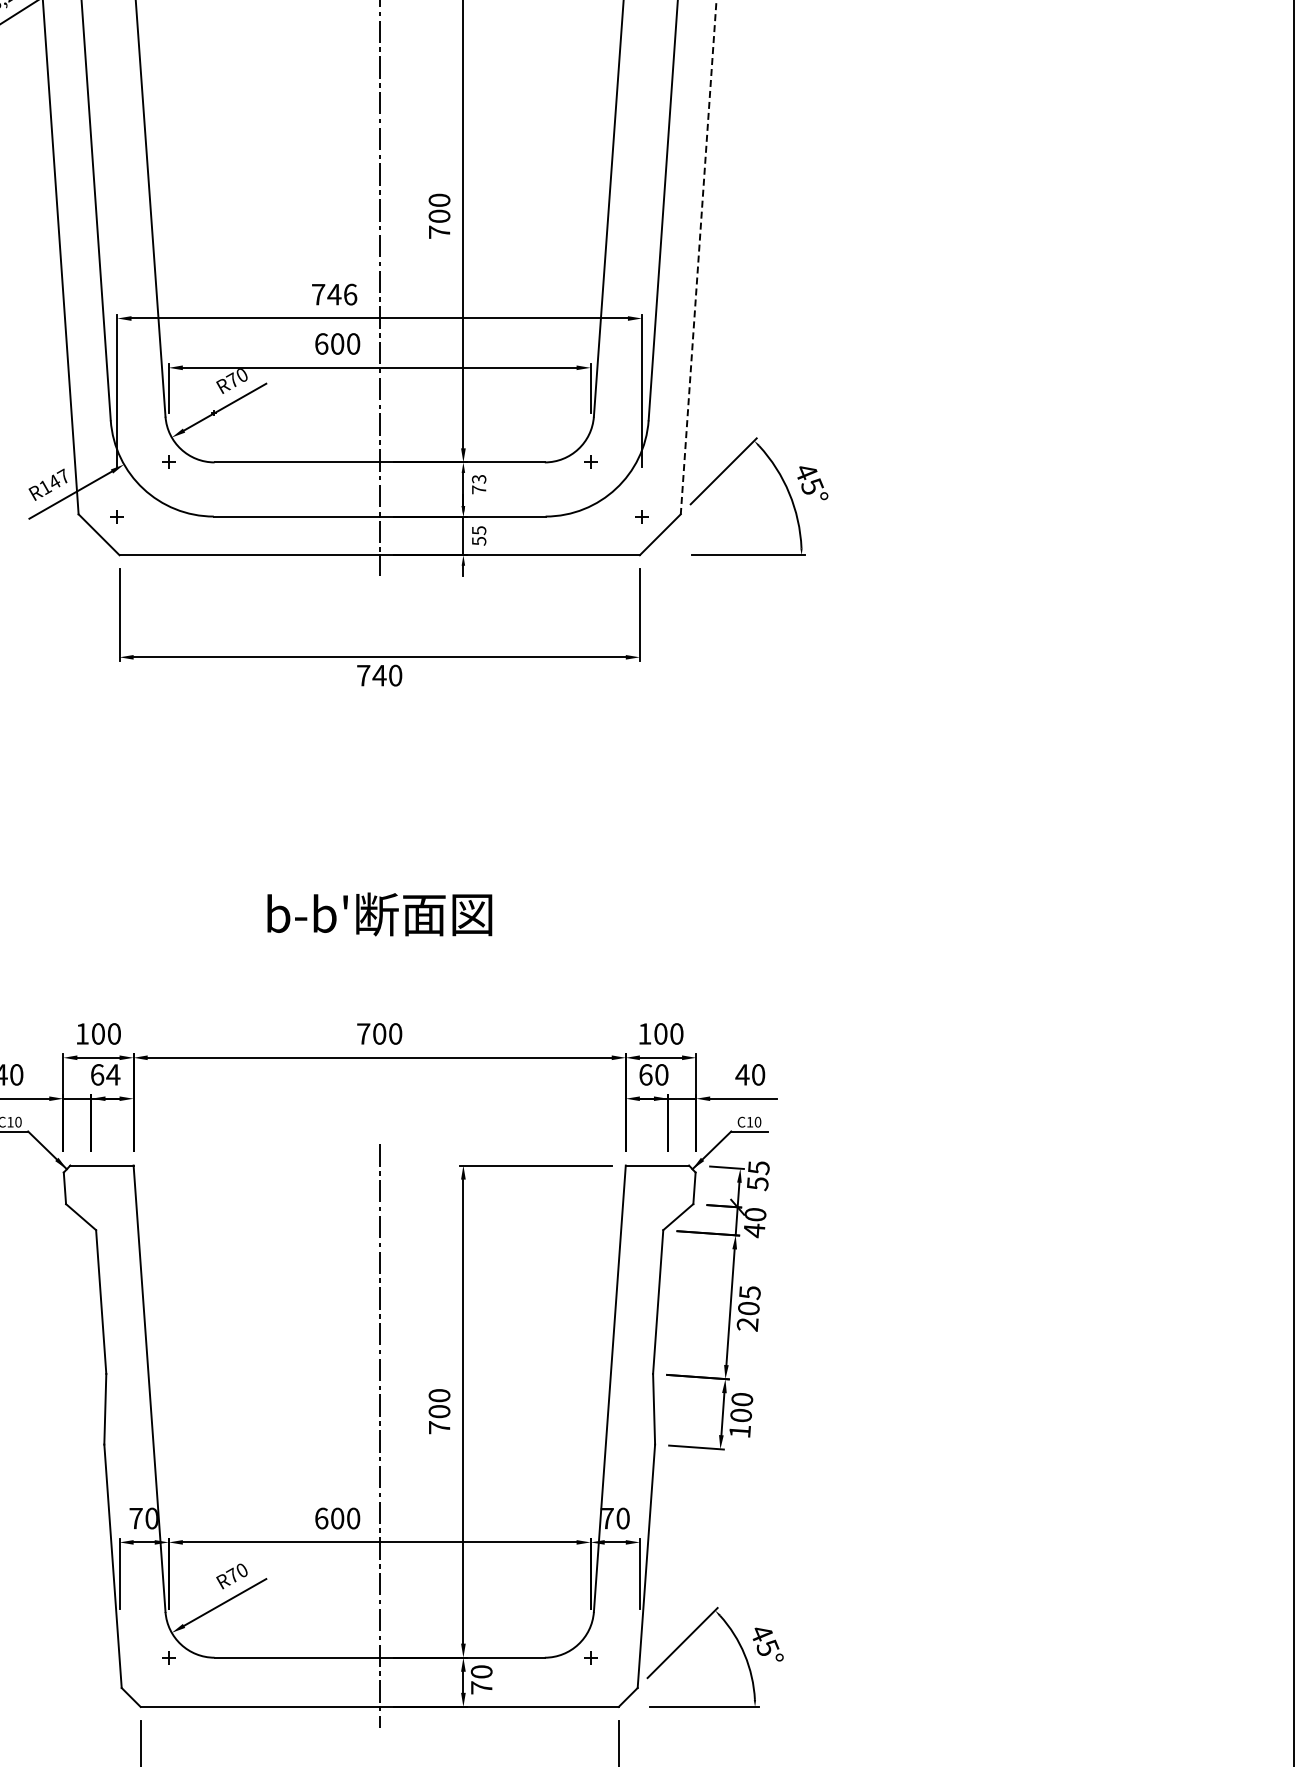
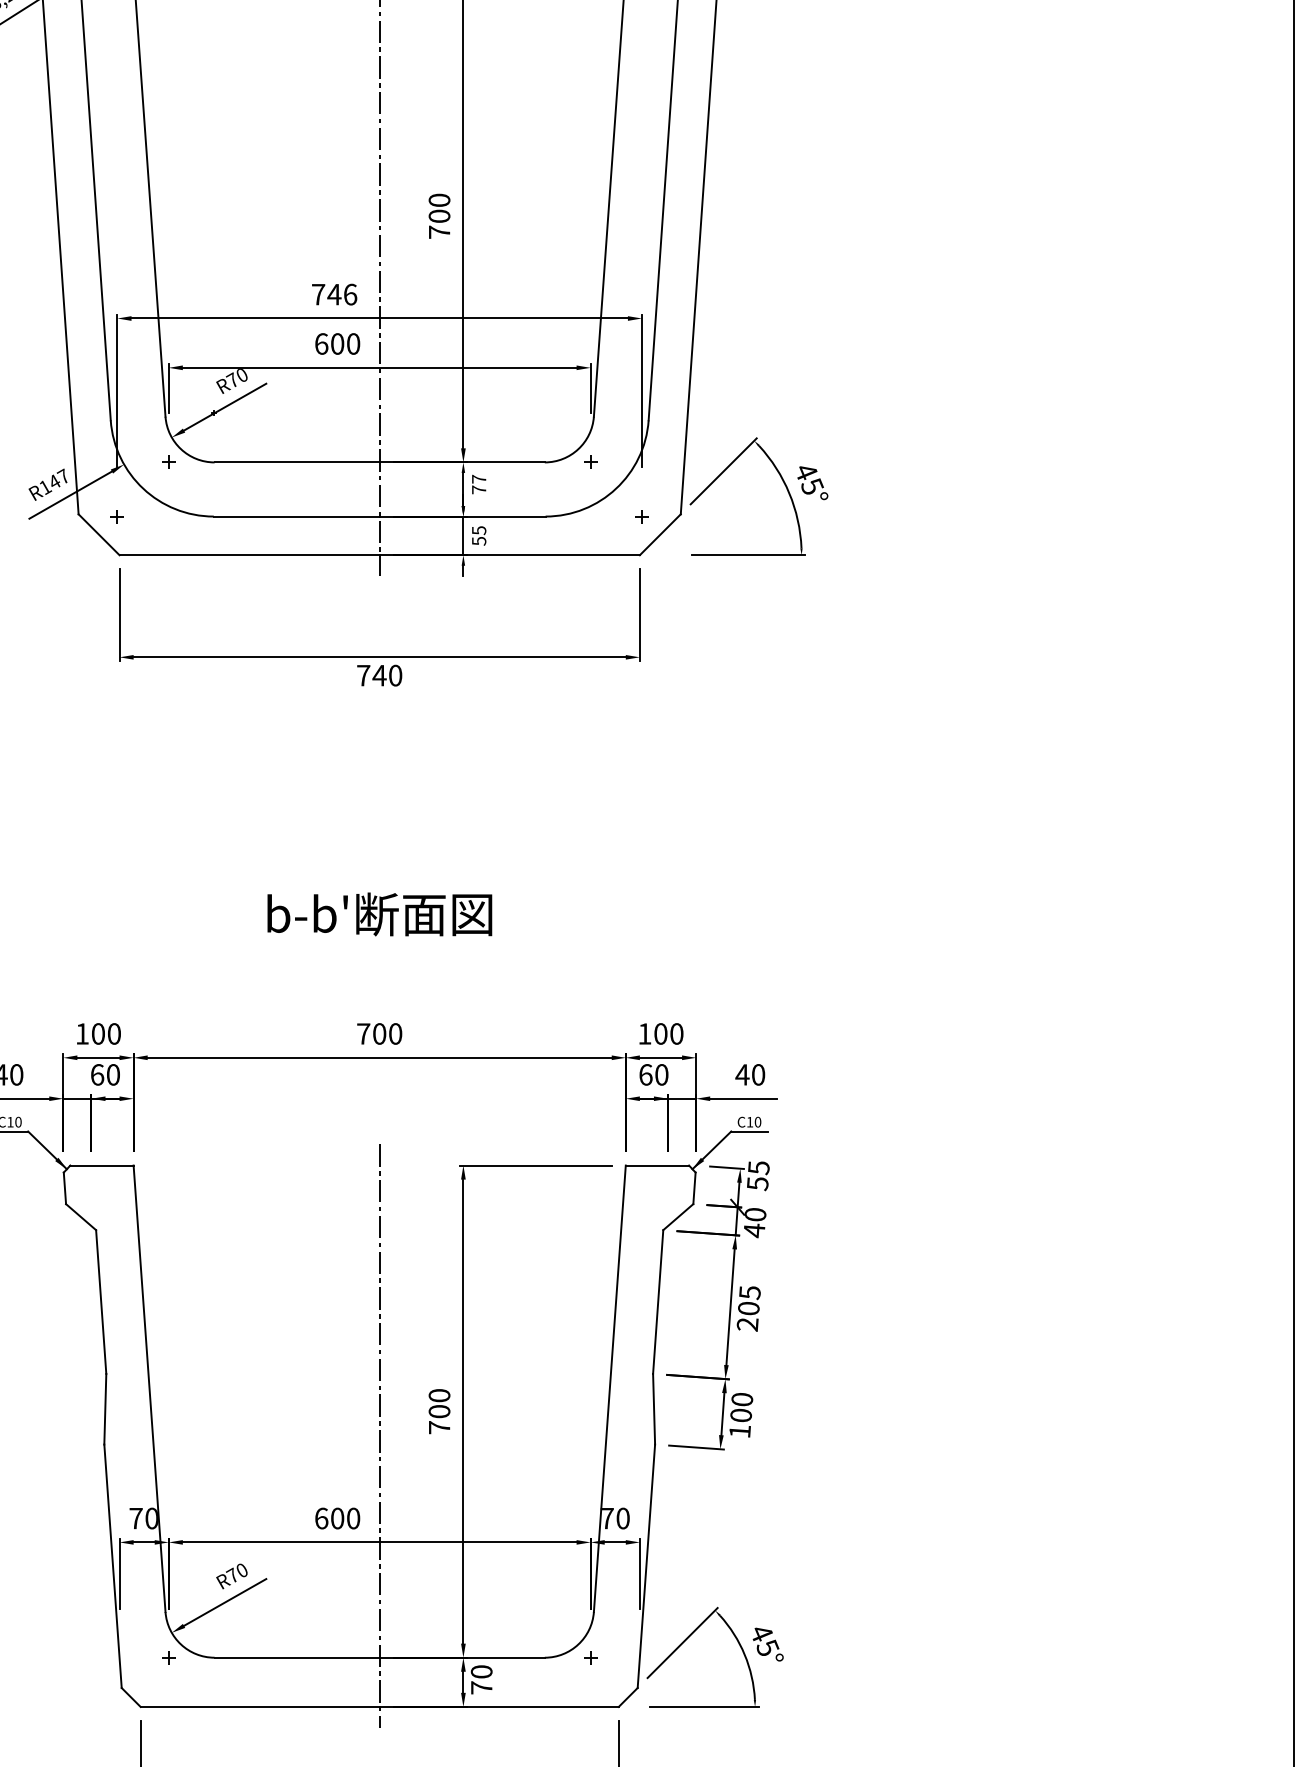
line: dashed -> solid (698, 257)
text: 73 -> 77 (478, 478)
text: 64 -> 60 (113, 1074)
